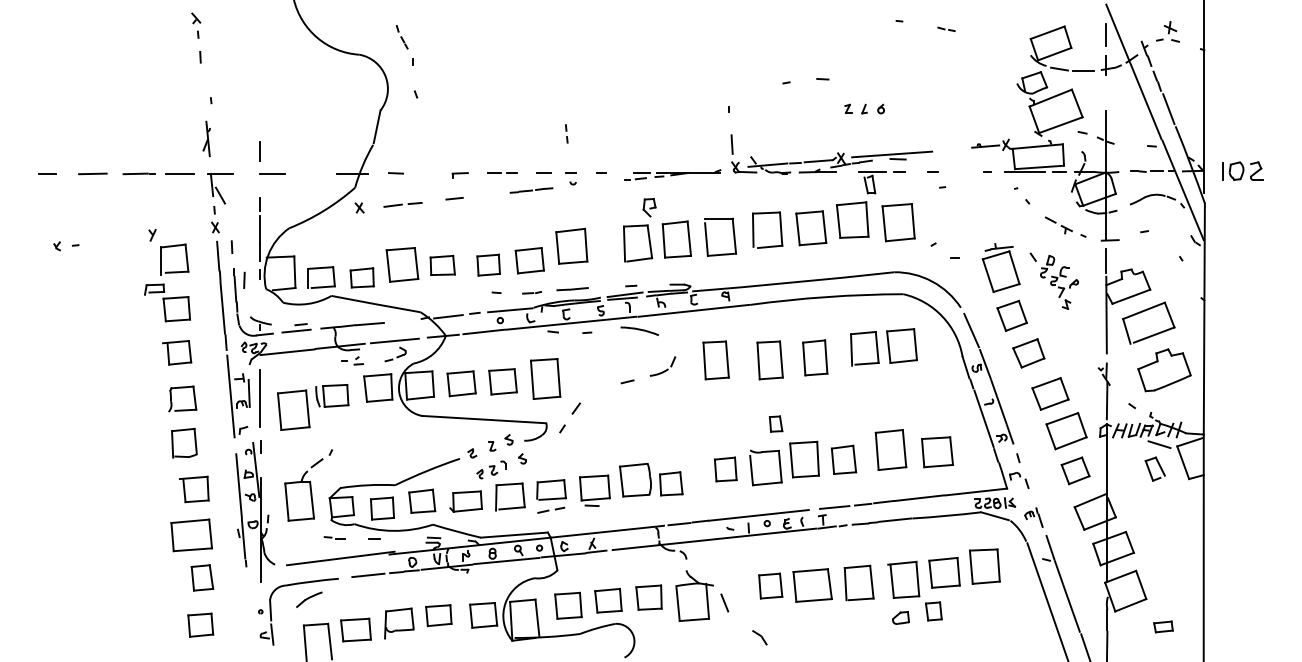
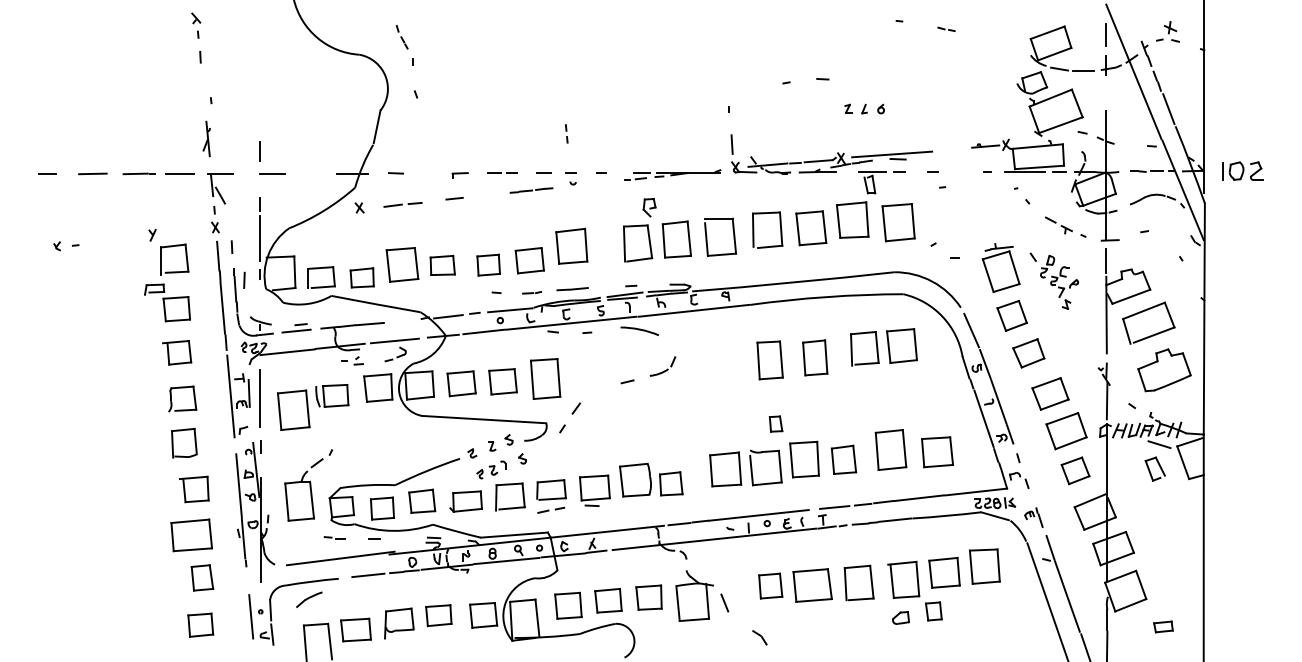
part: present -> none (715, 360)
part size: 24x27 px -> 34x37 px (725, 469)
line: none -> present (251, 616)
